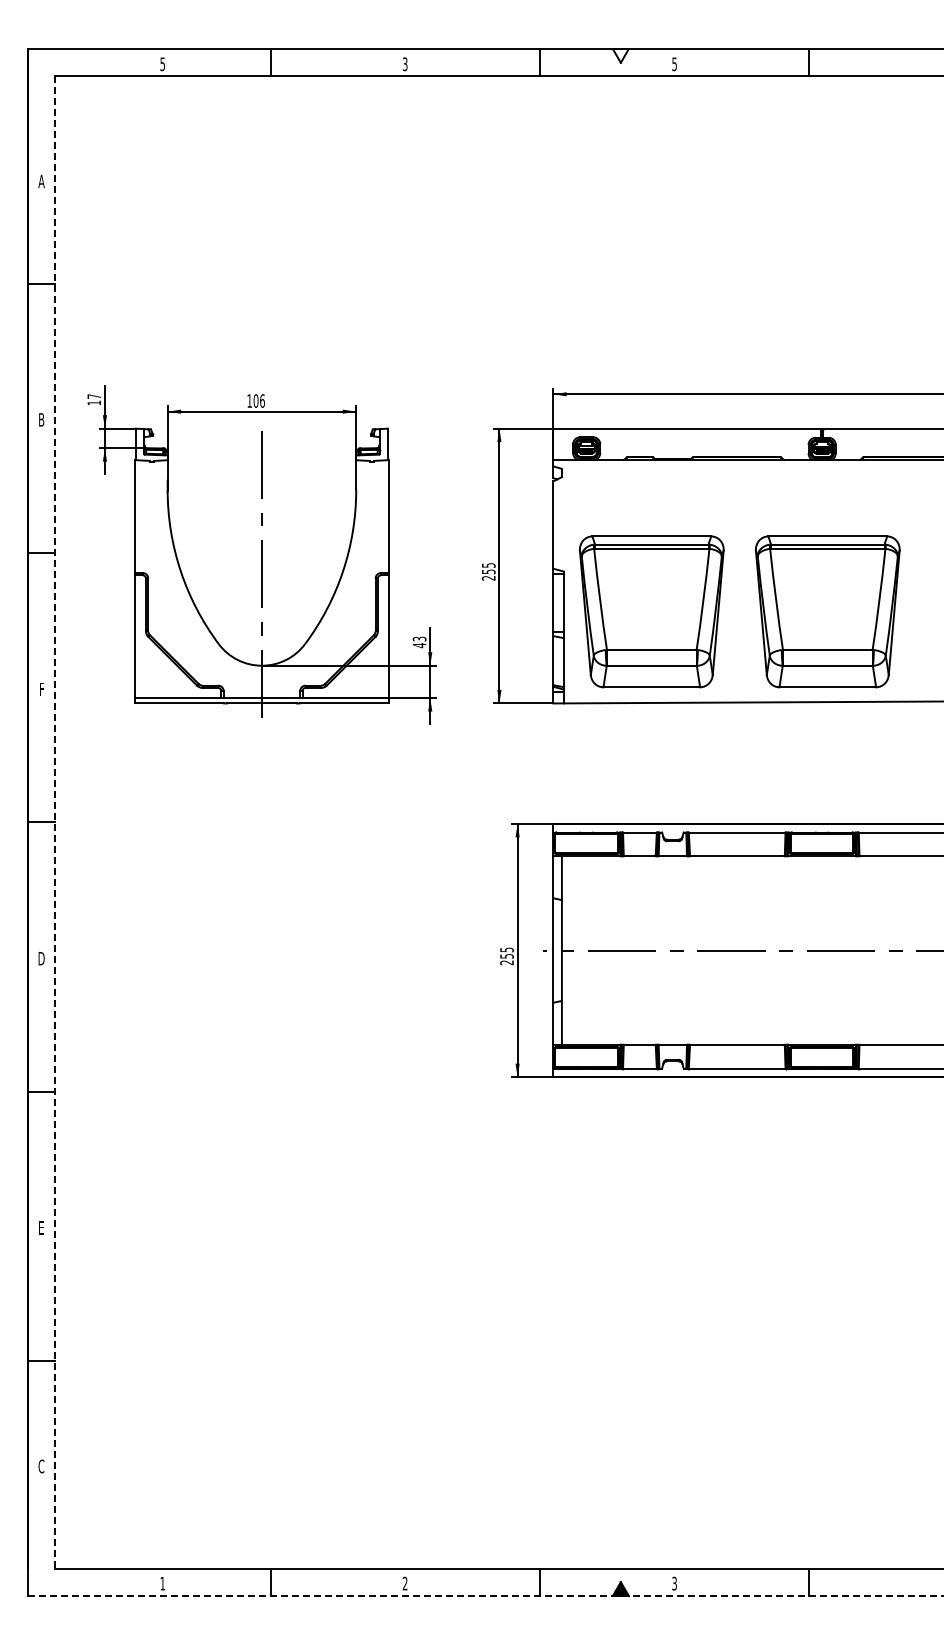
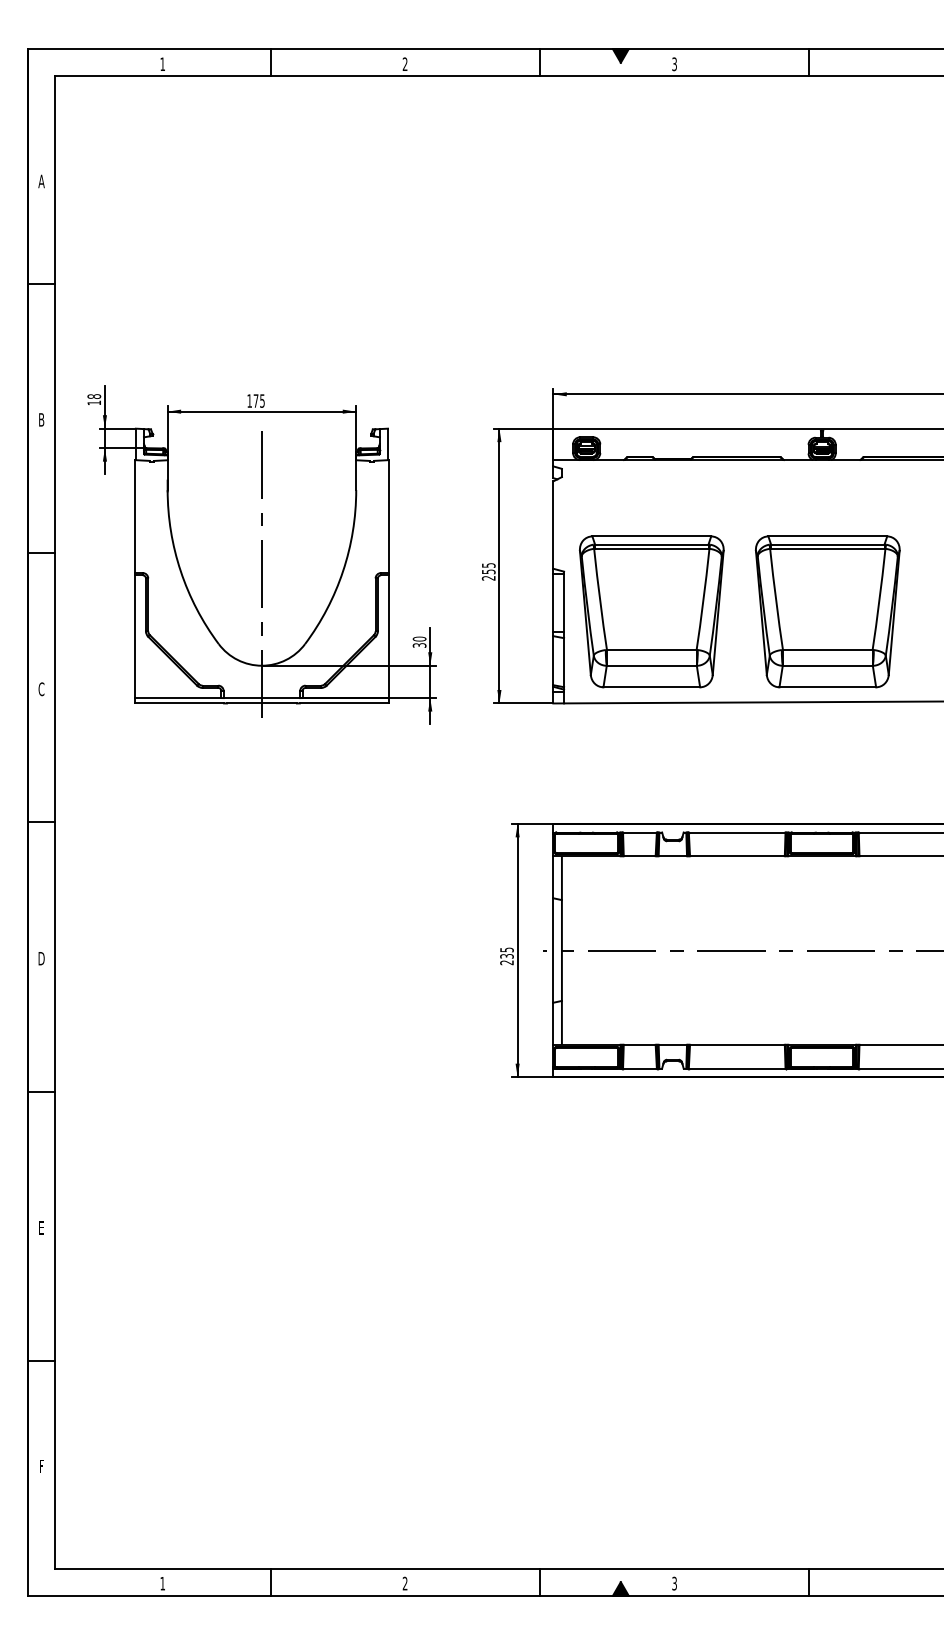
fill: none -> present (620, 55)
text: 5 -> 3 (674, 63)
text: 5 -> 1 (162, 64)
text: 3 -> 2 (404, 64)
text: 17 -> 18 (94, 396)
text: 106 -> 175 (258, 400)
text: 43 -> 30 (419, 642)
text: F -> C (41, 689)
line: dashed -> solid (55, 822)
text: 255 -> 235 (506, 956)
text: C -> F (41, 1466)
line: dashed -> solid (486, 1595)
